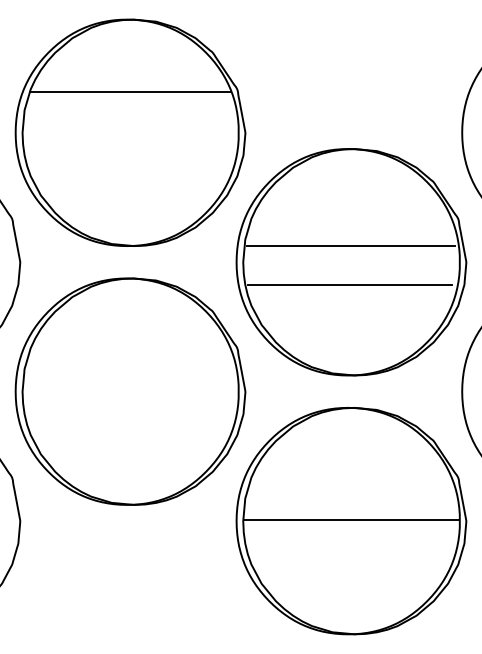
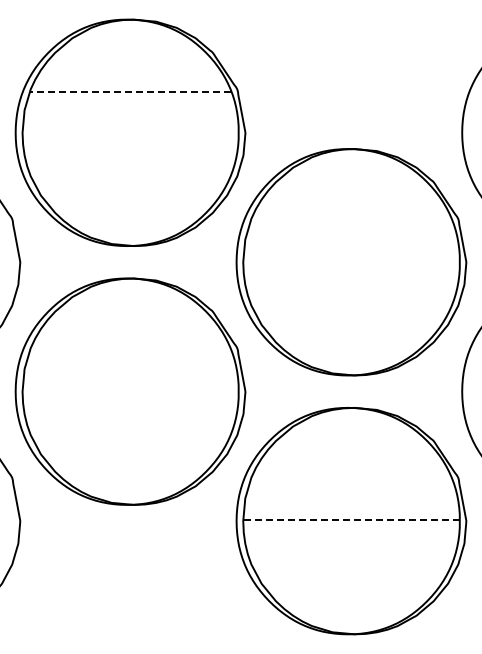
line: solid -> dashed (130, 92)
line: present -> none (350, 246)
line: present -> none (349, 284)
line: solid -> dashed (351, 519)
